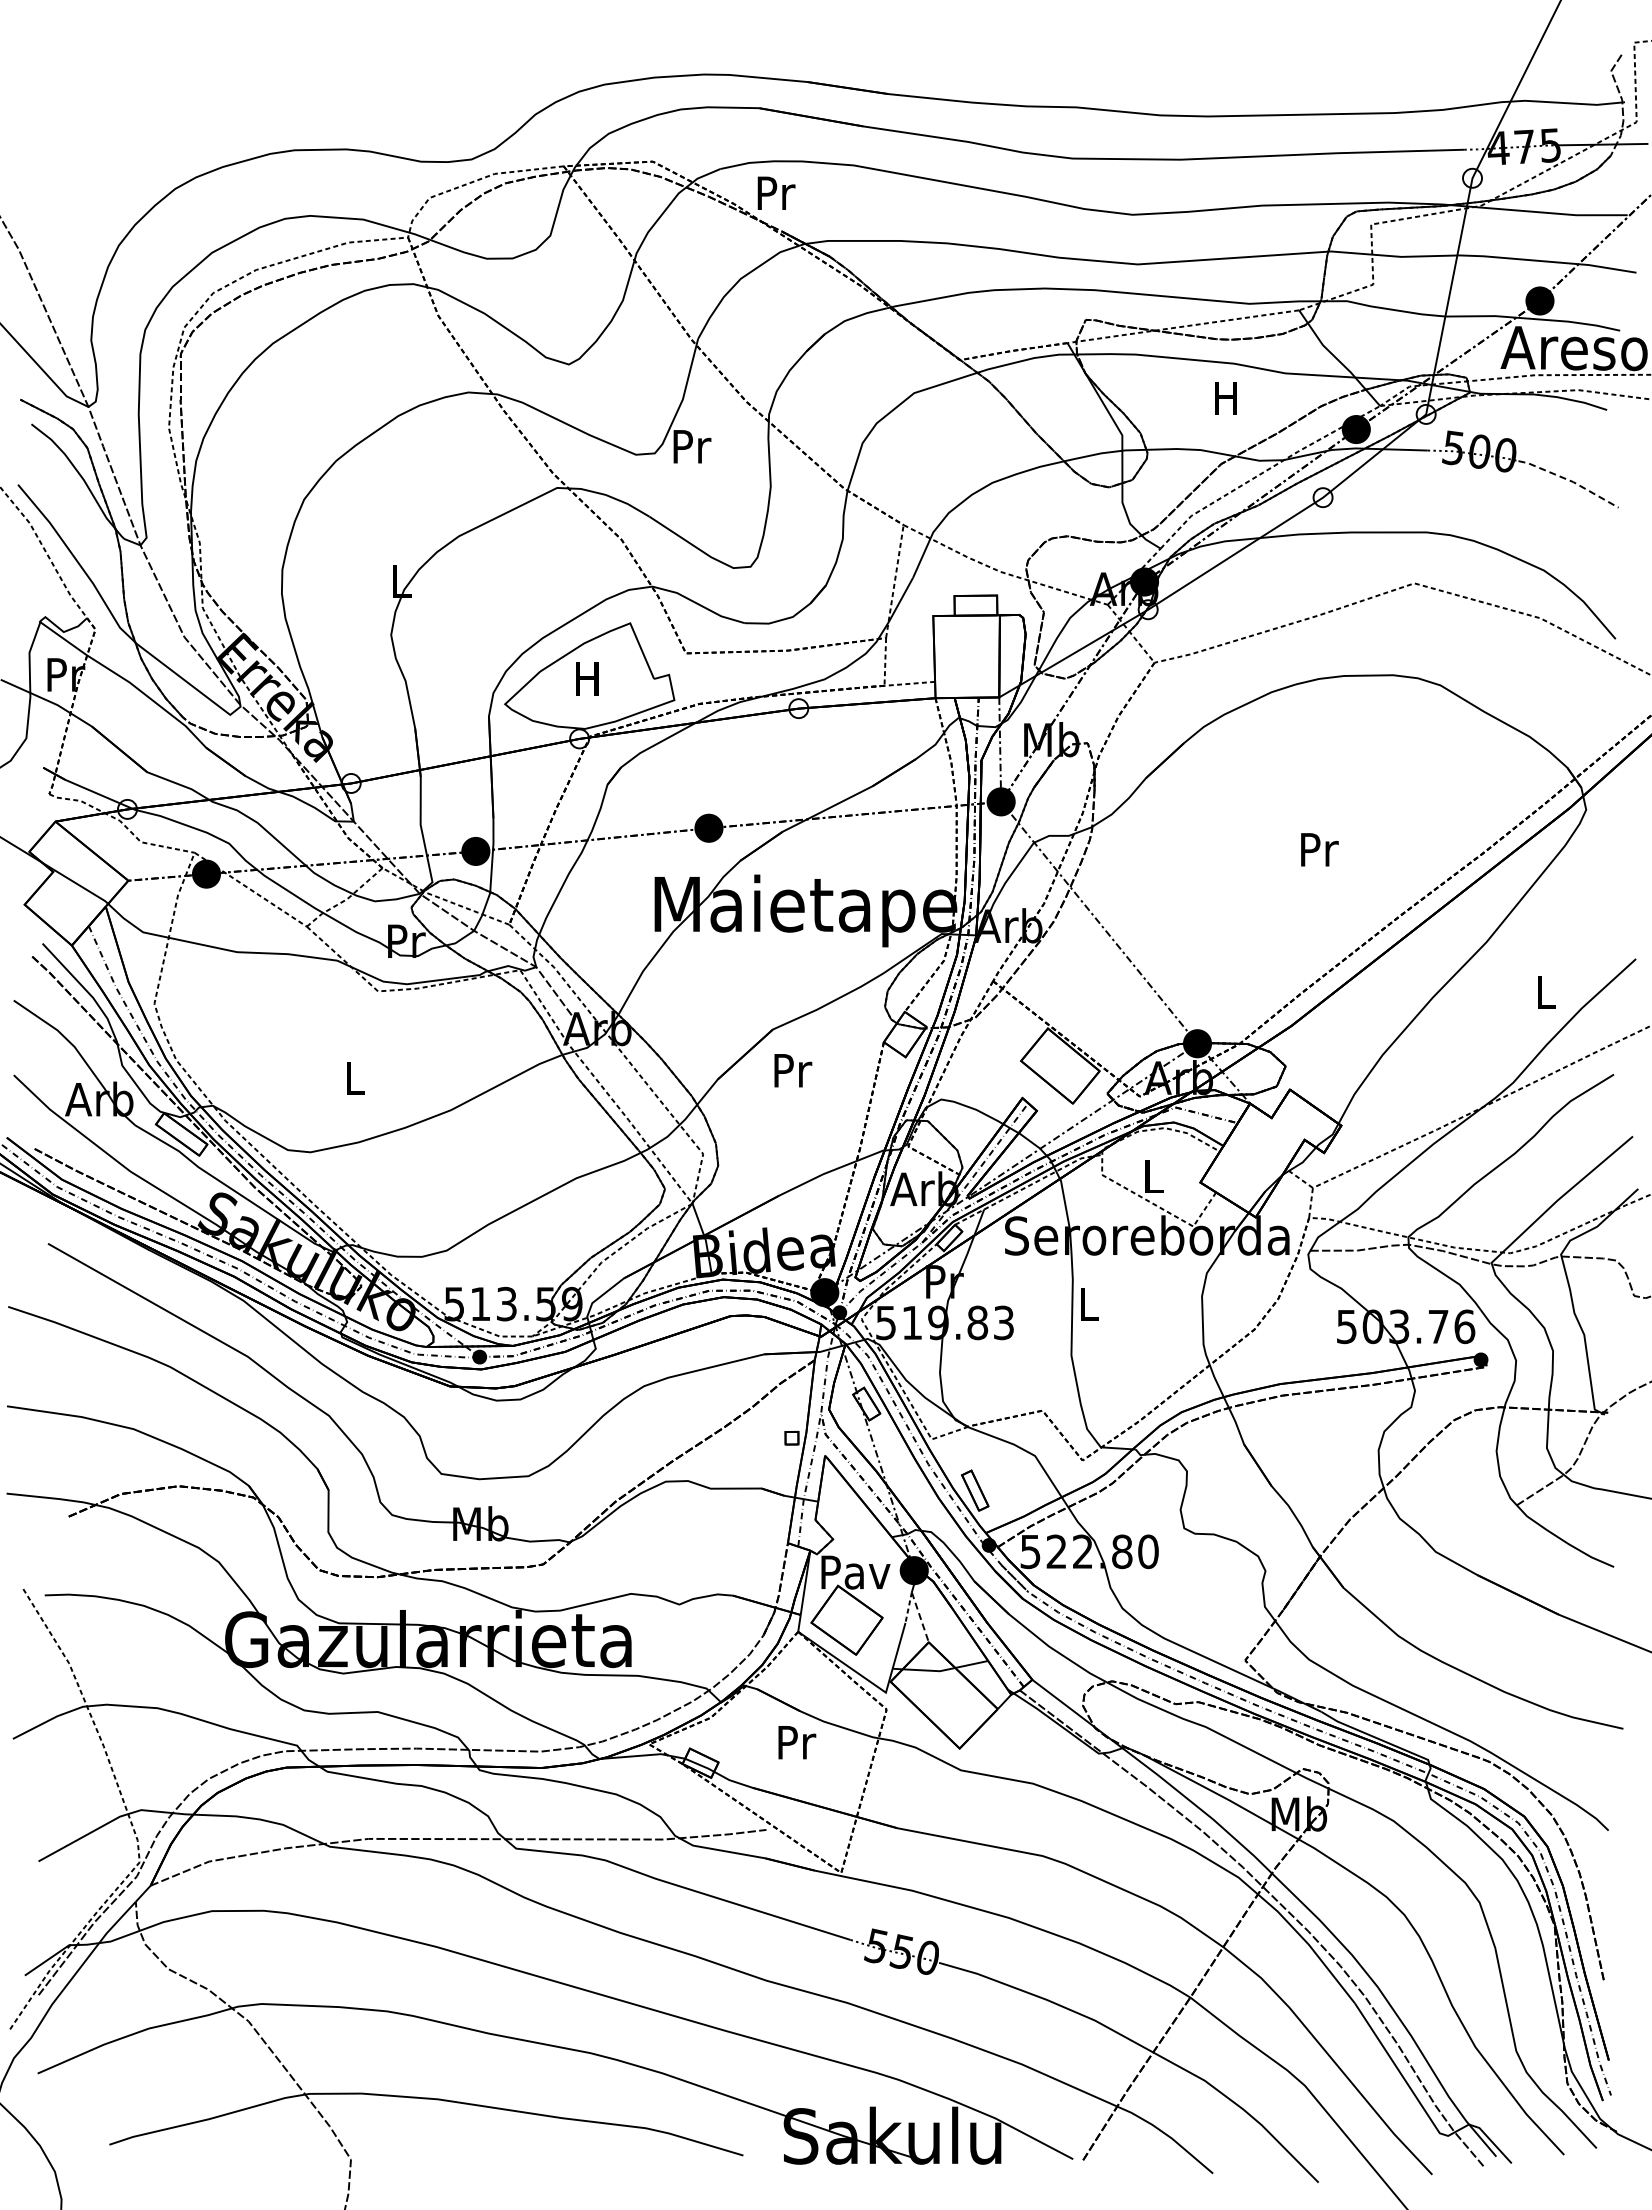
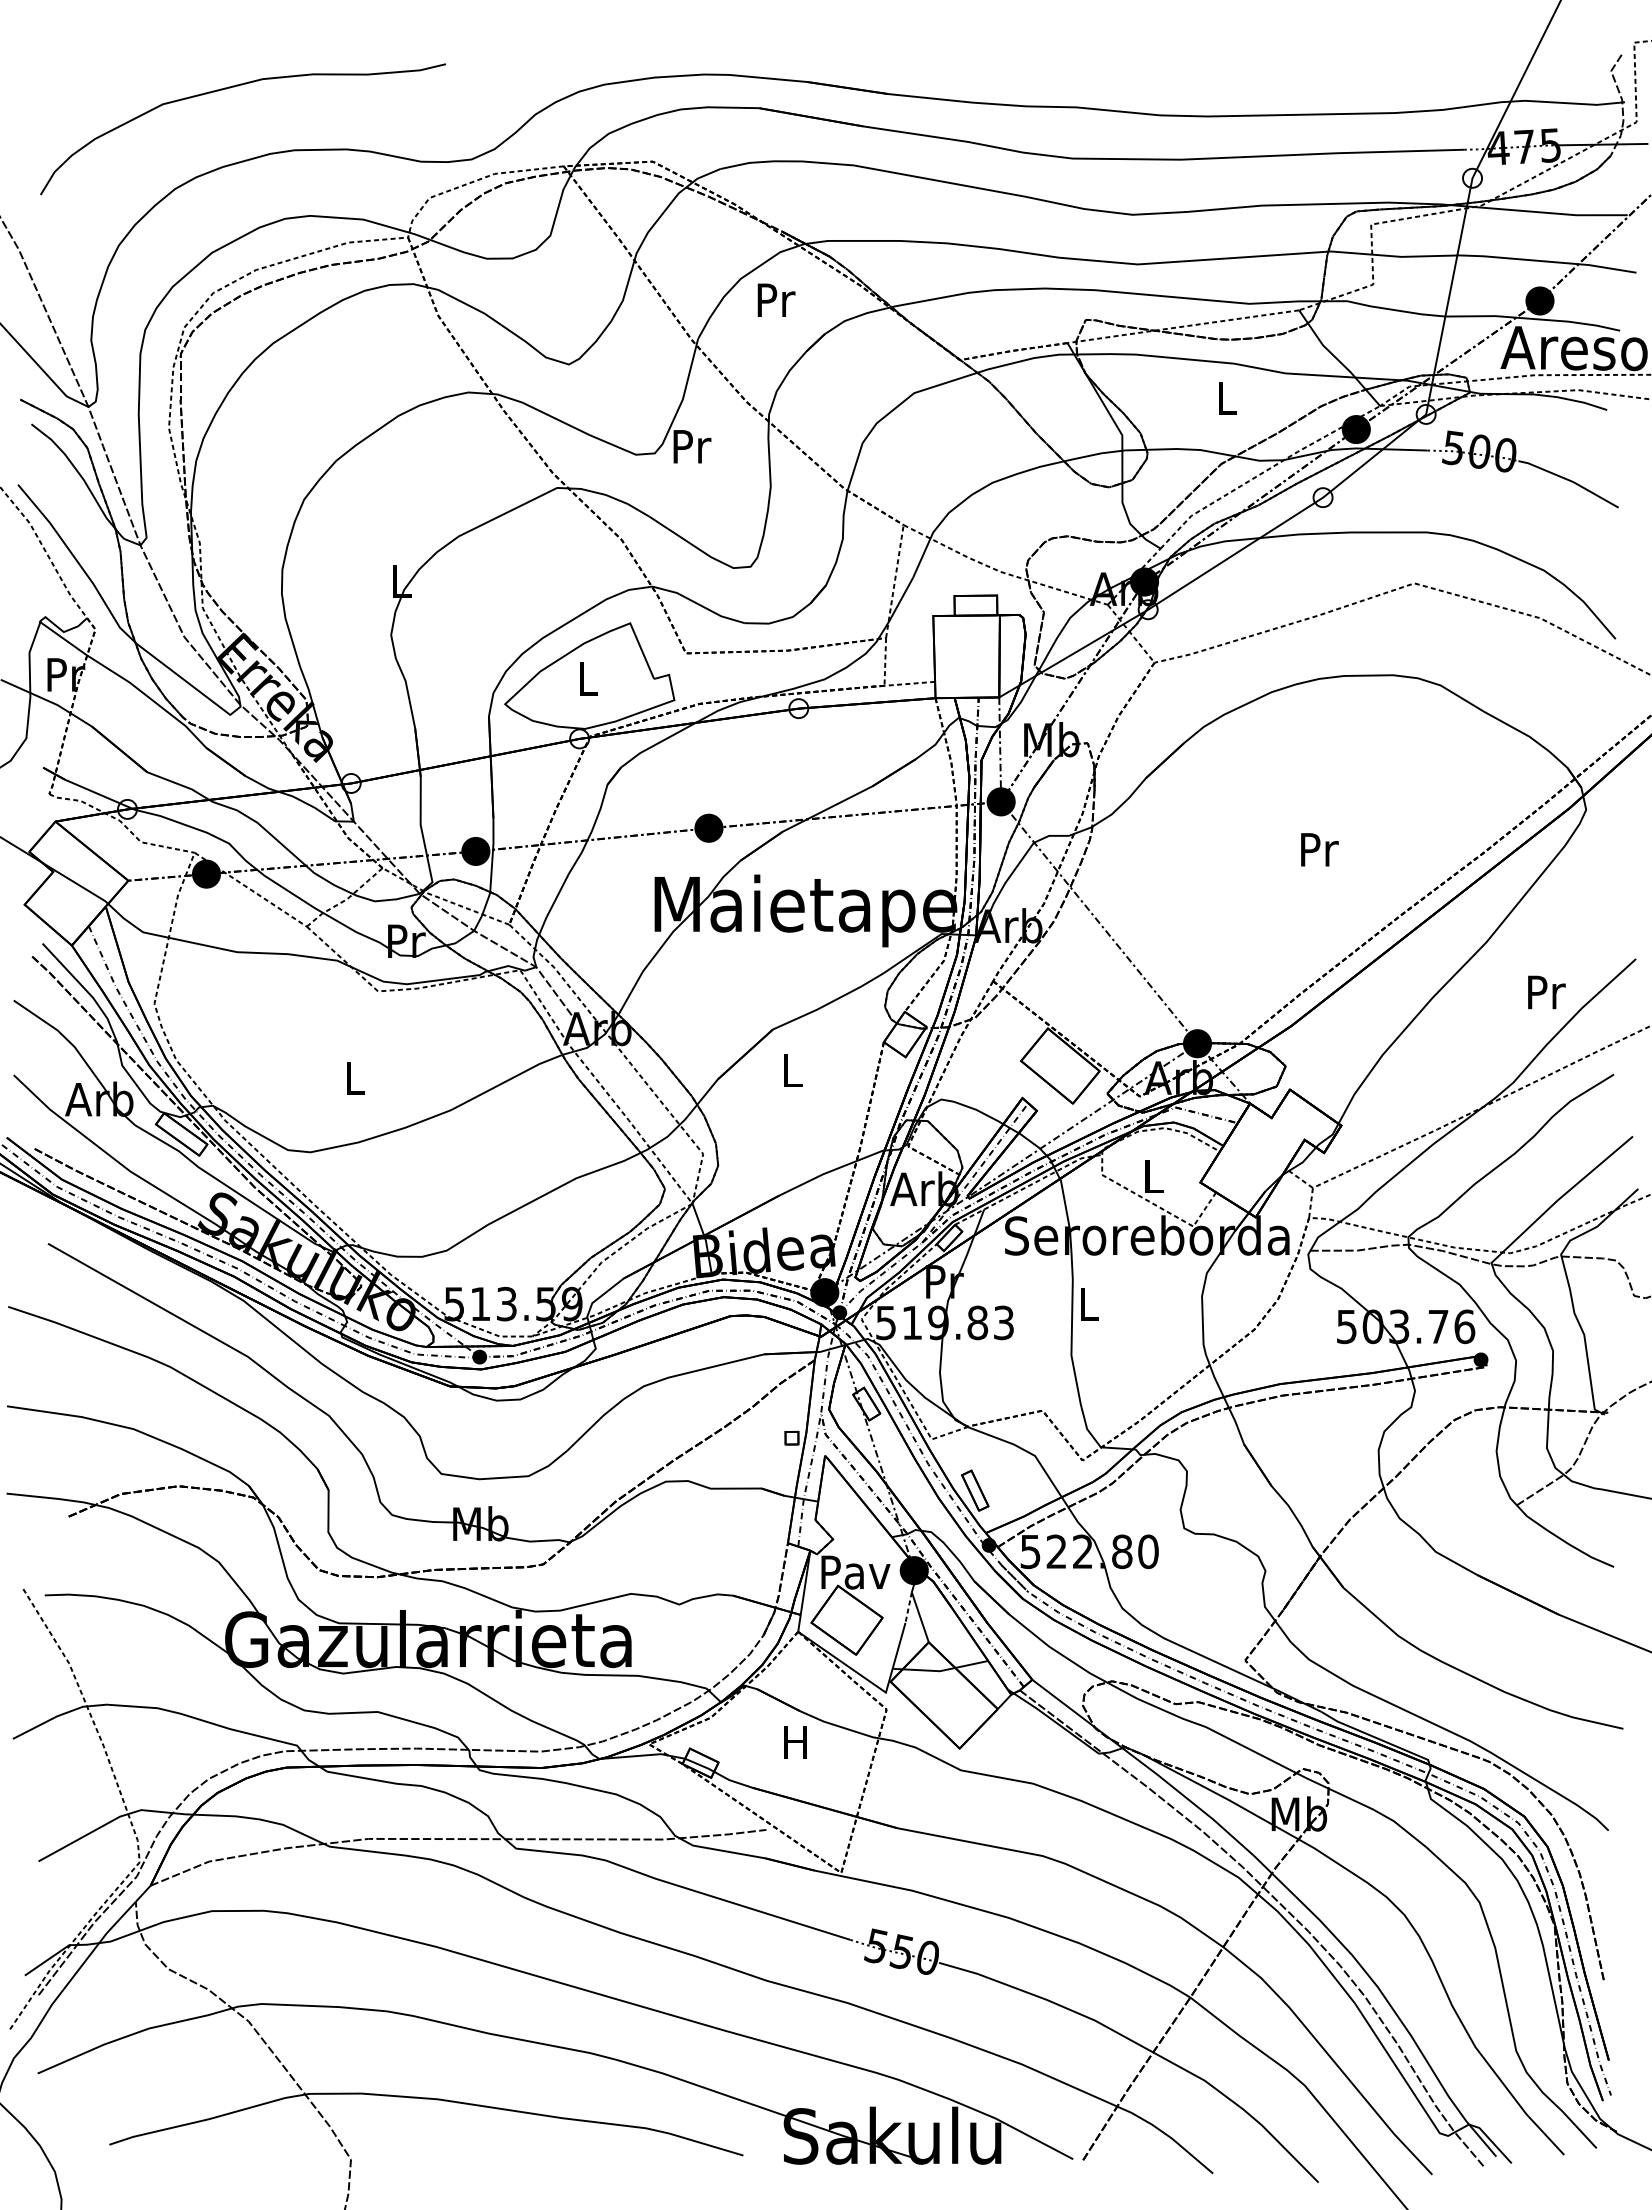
curve: none -> present (230, 88)
text position: (776, 192) -> (776, 299) (776, 299)
text: H -> L (1225, 398)
line: dashed -> solid (1570, 480)
text: H -> L (587, 678)
text: L -> Pr (1546, 992)
text: Pr -> L (793, 1070)
line: dashed -> solid (920, 1617)
text: Pr -> H (797, 1742)
